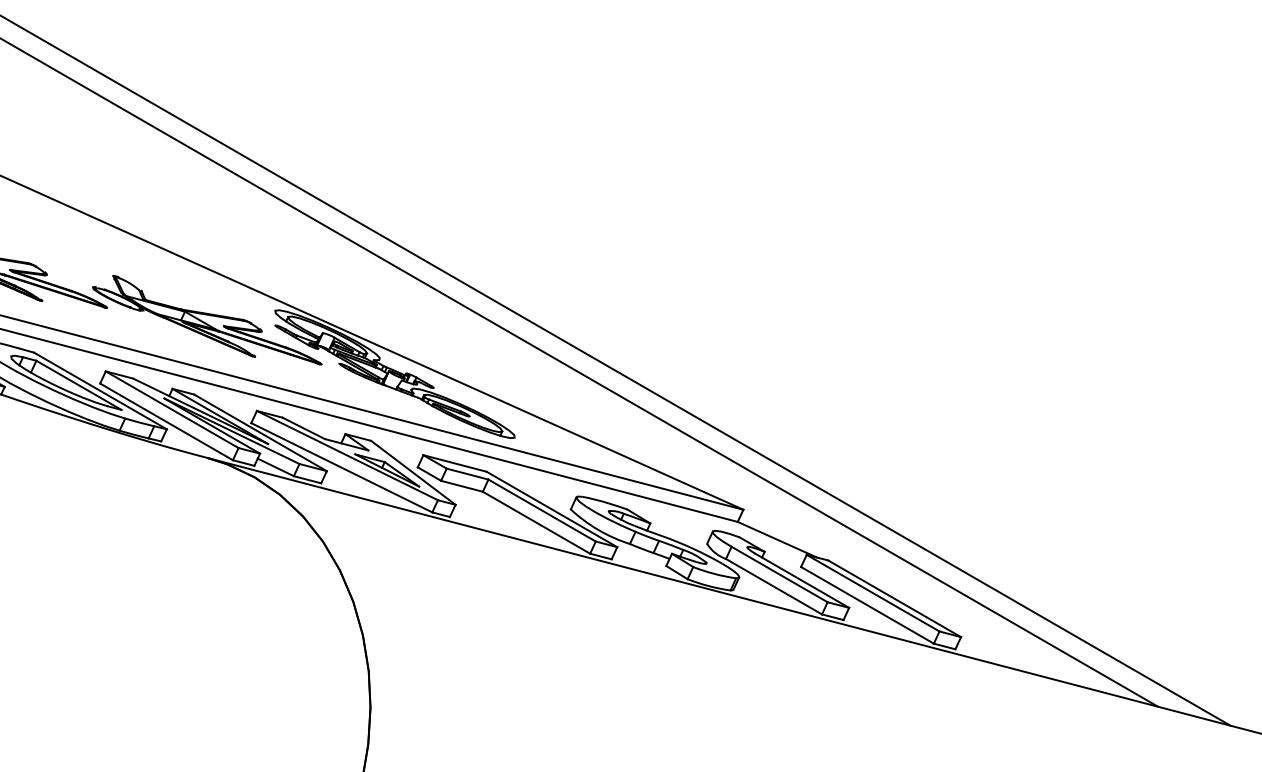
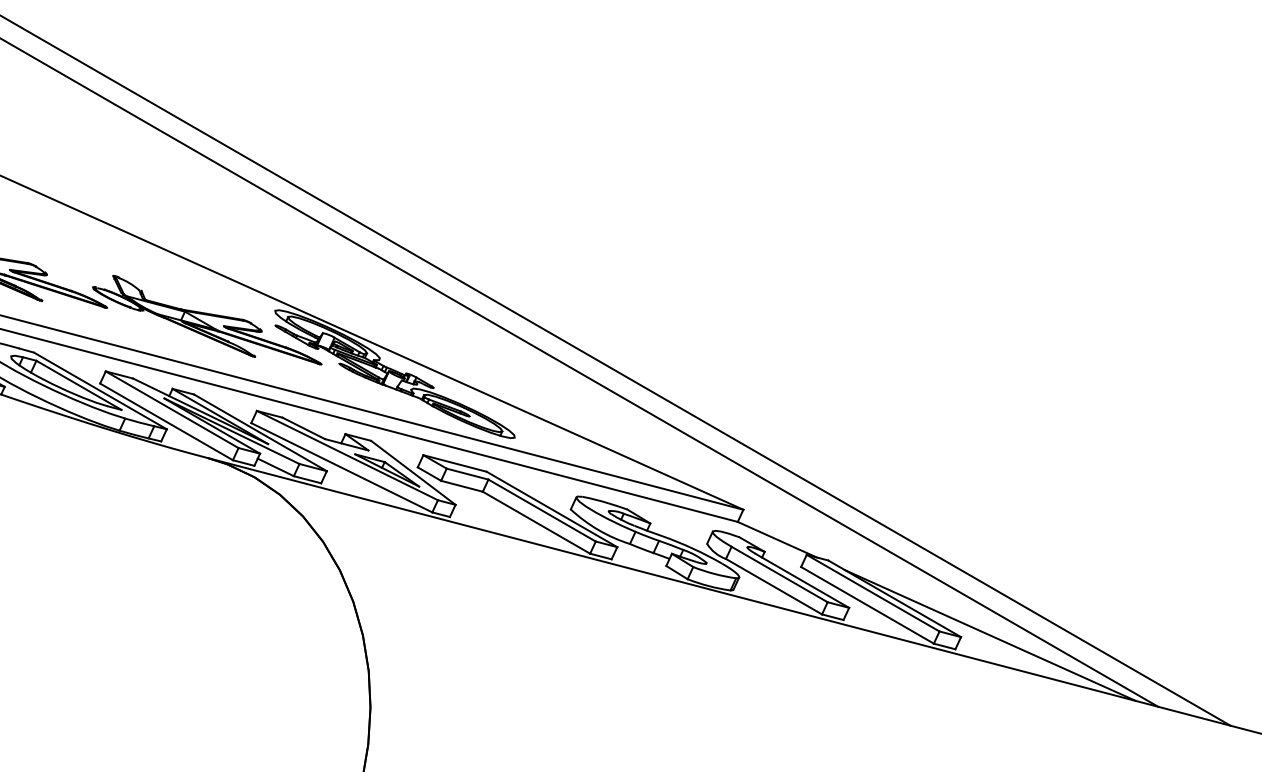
line: none -> present (990, 635)
